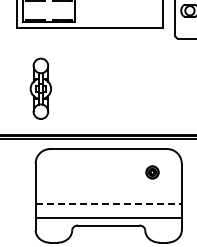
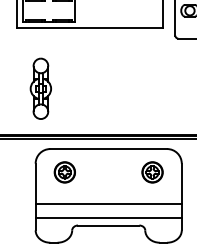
part: none -> present (64, 172)
part size: 15x15 px -> 23x23 px (152, 172)
line: dashed -> solid (109, 203)
